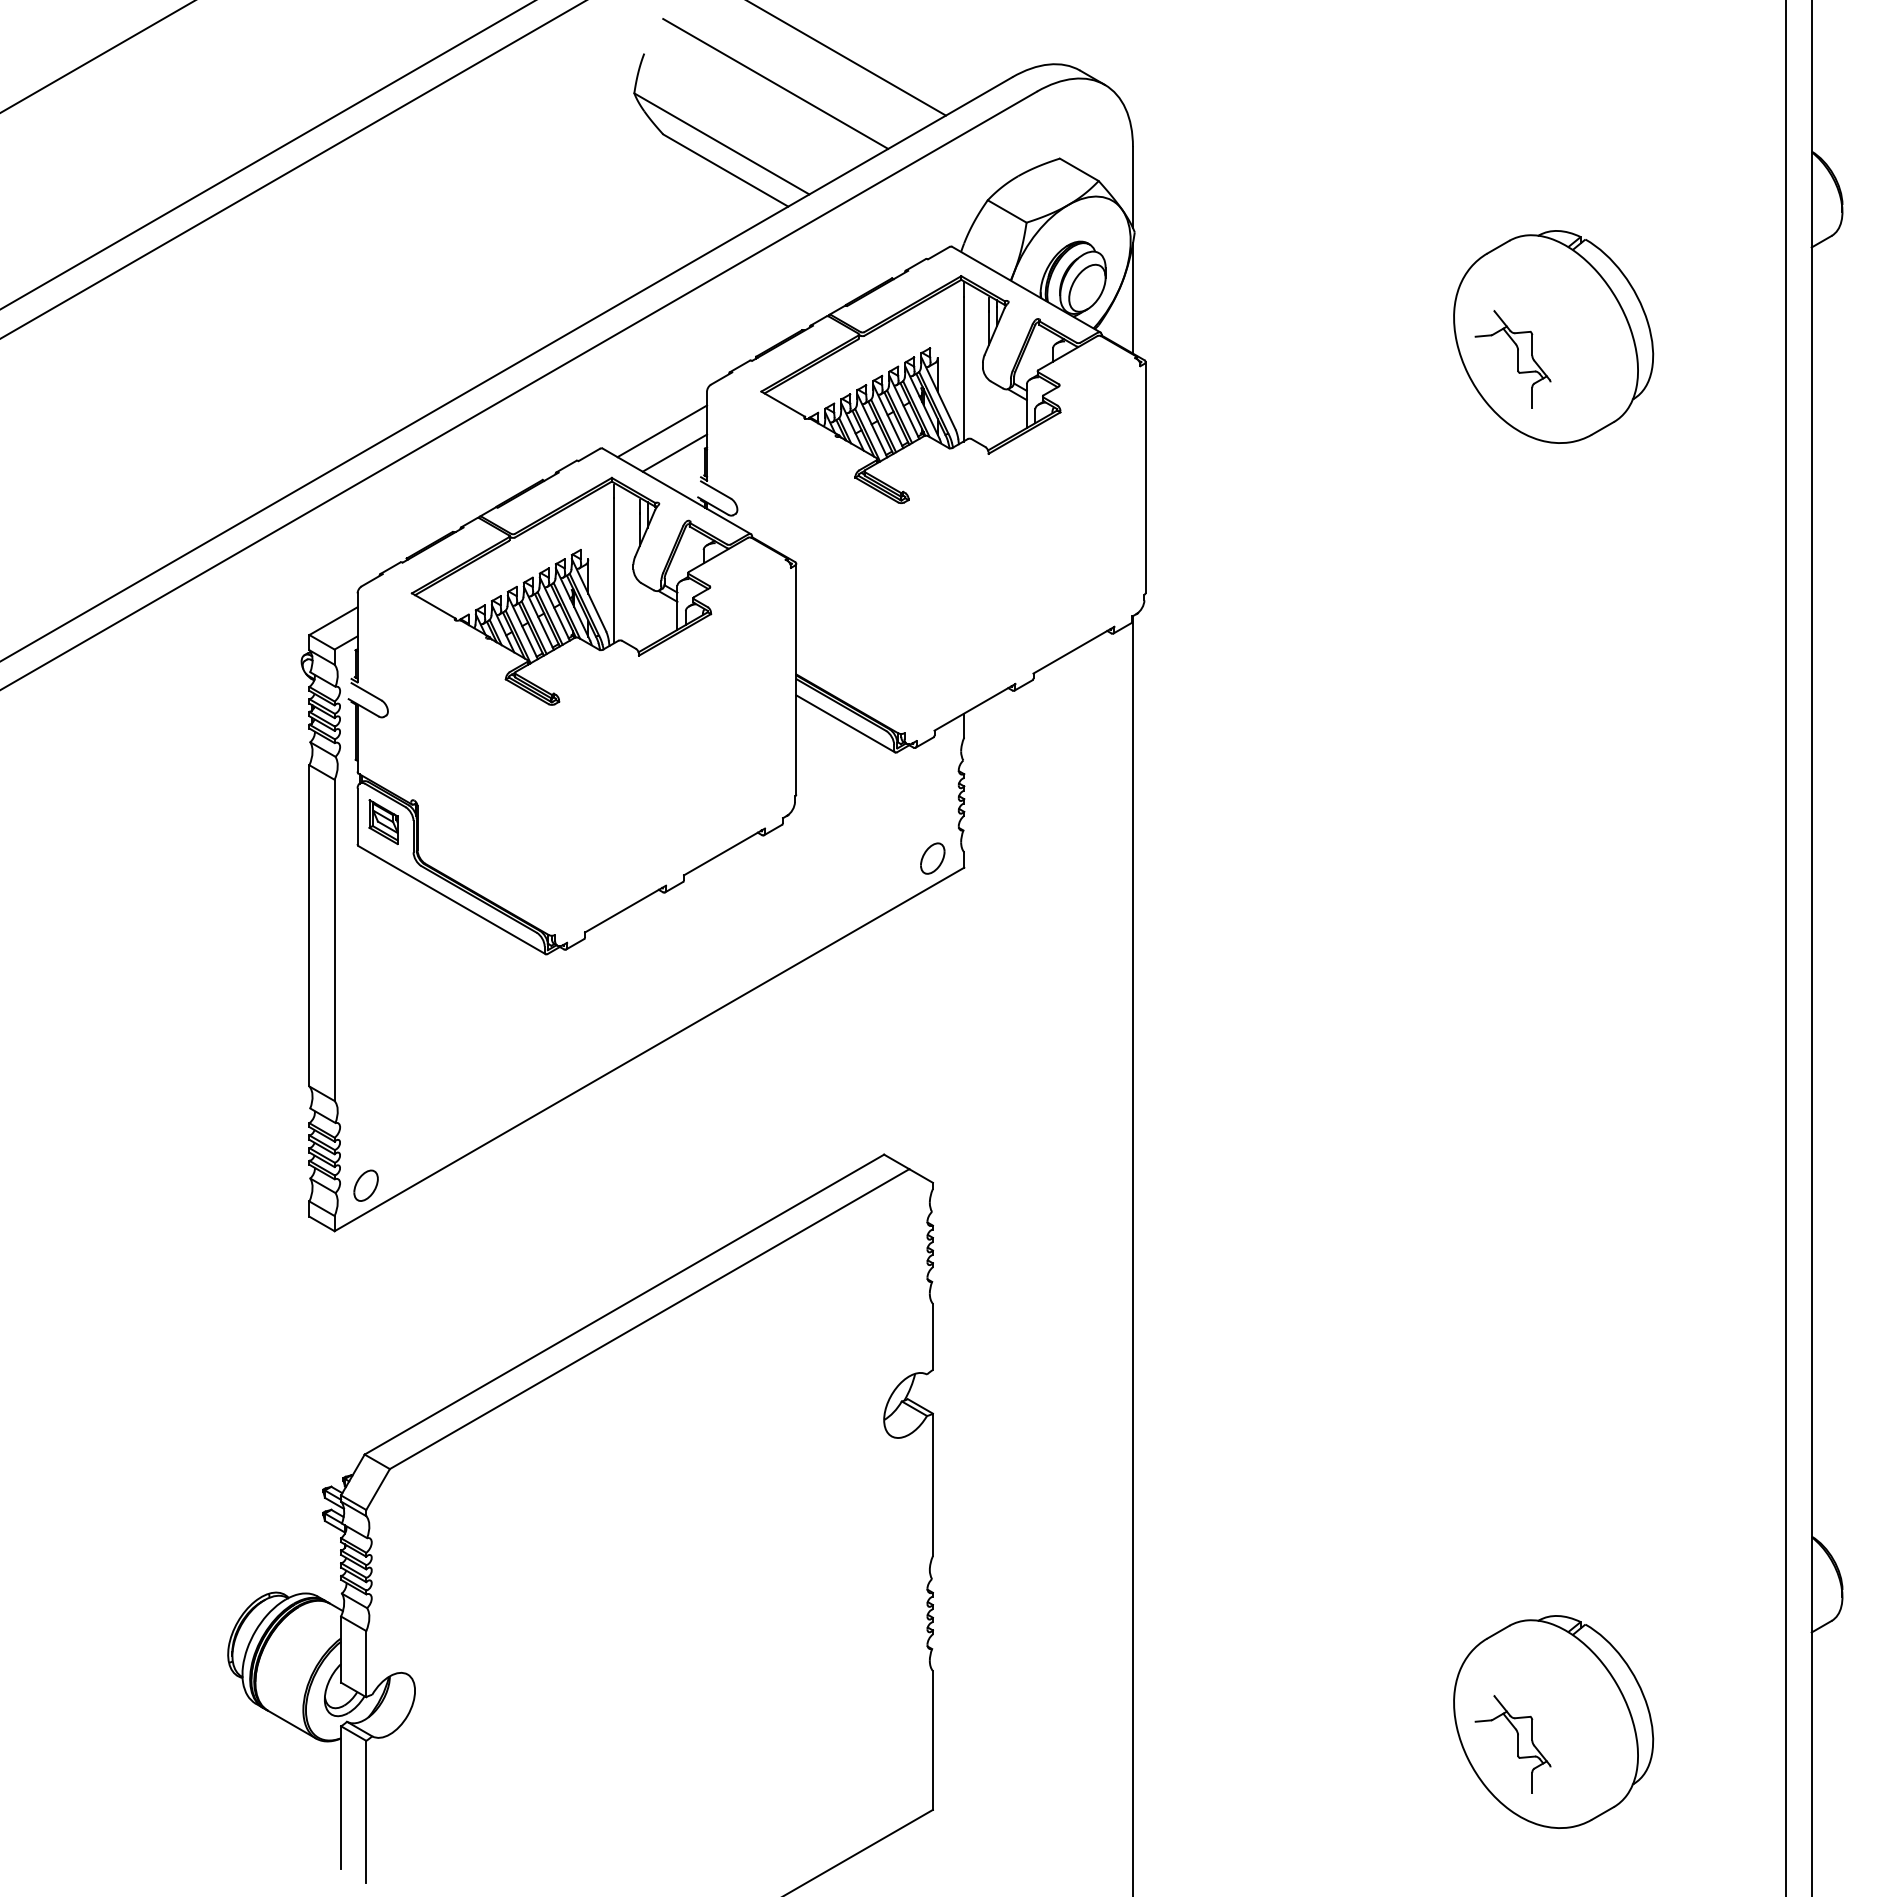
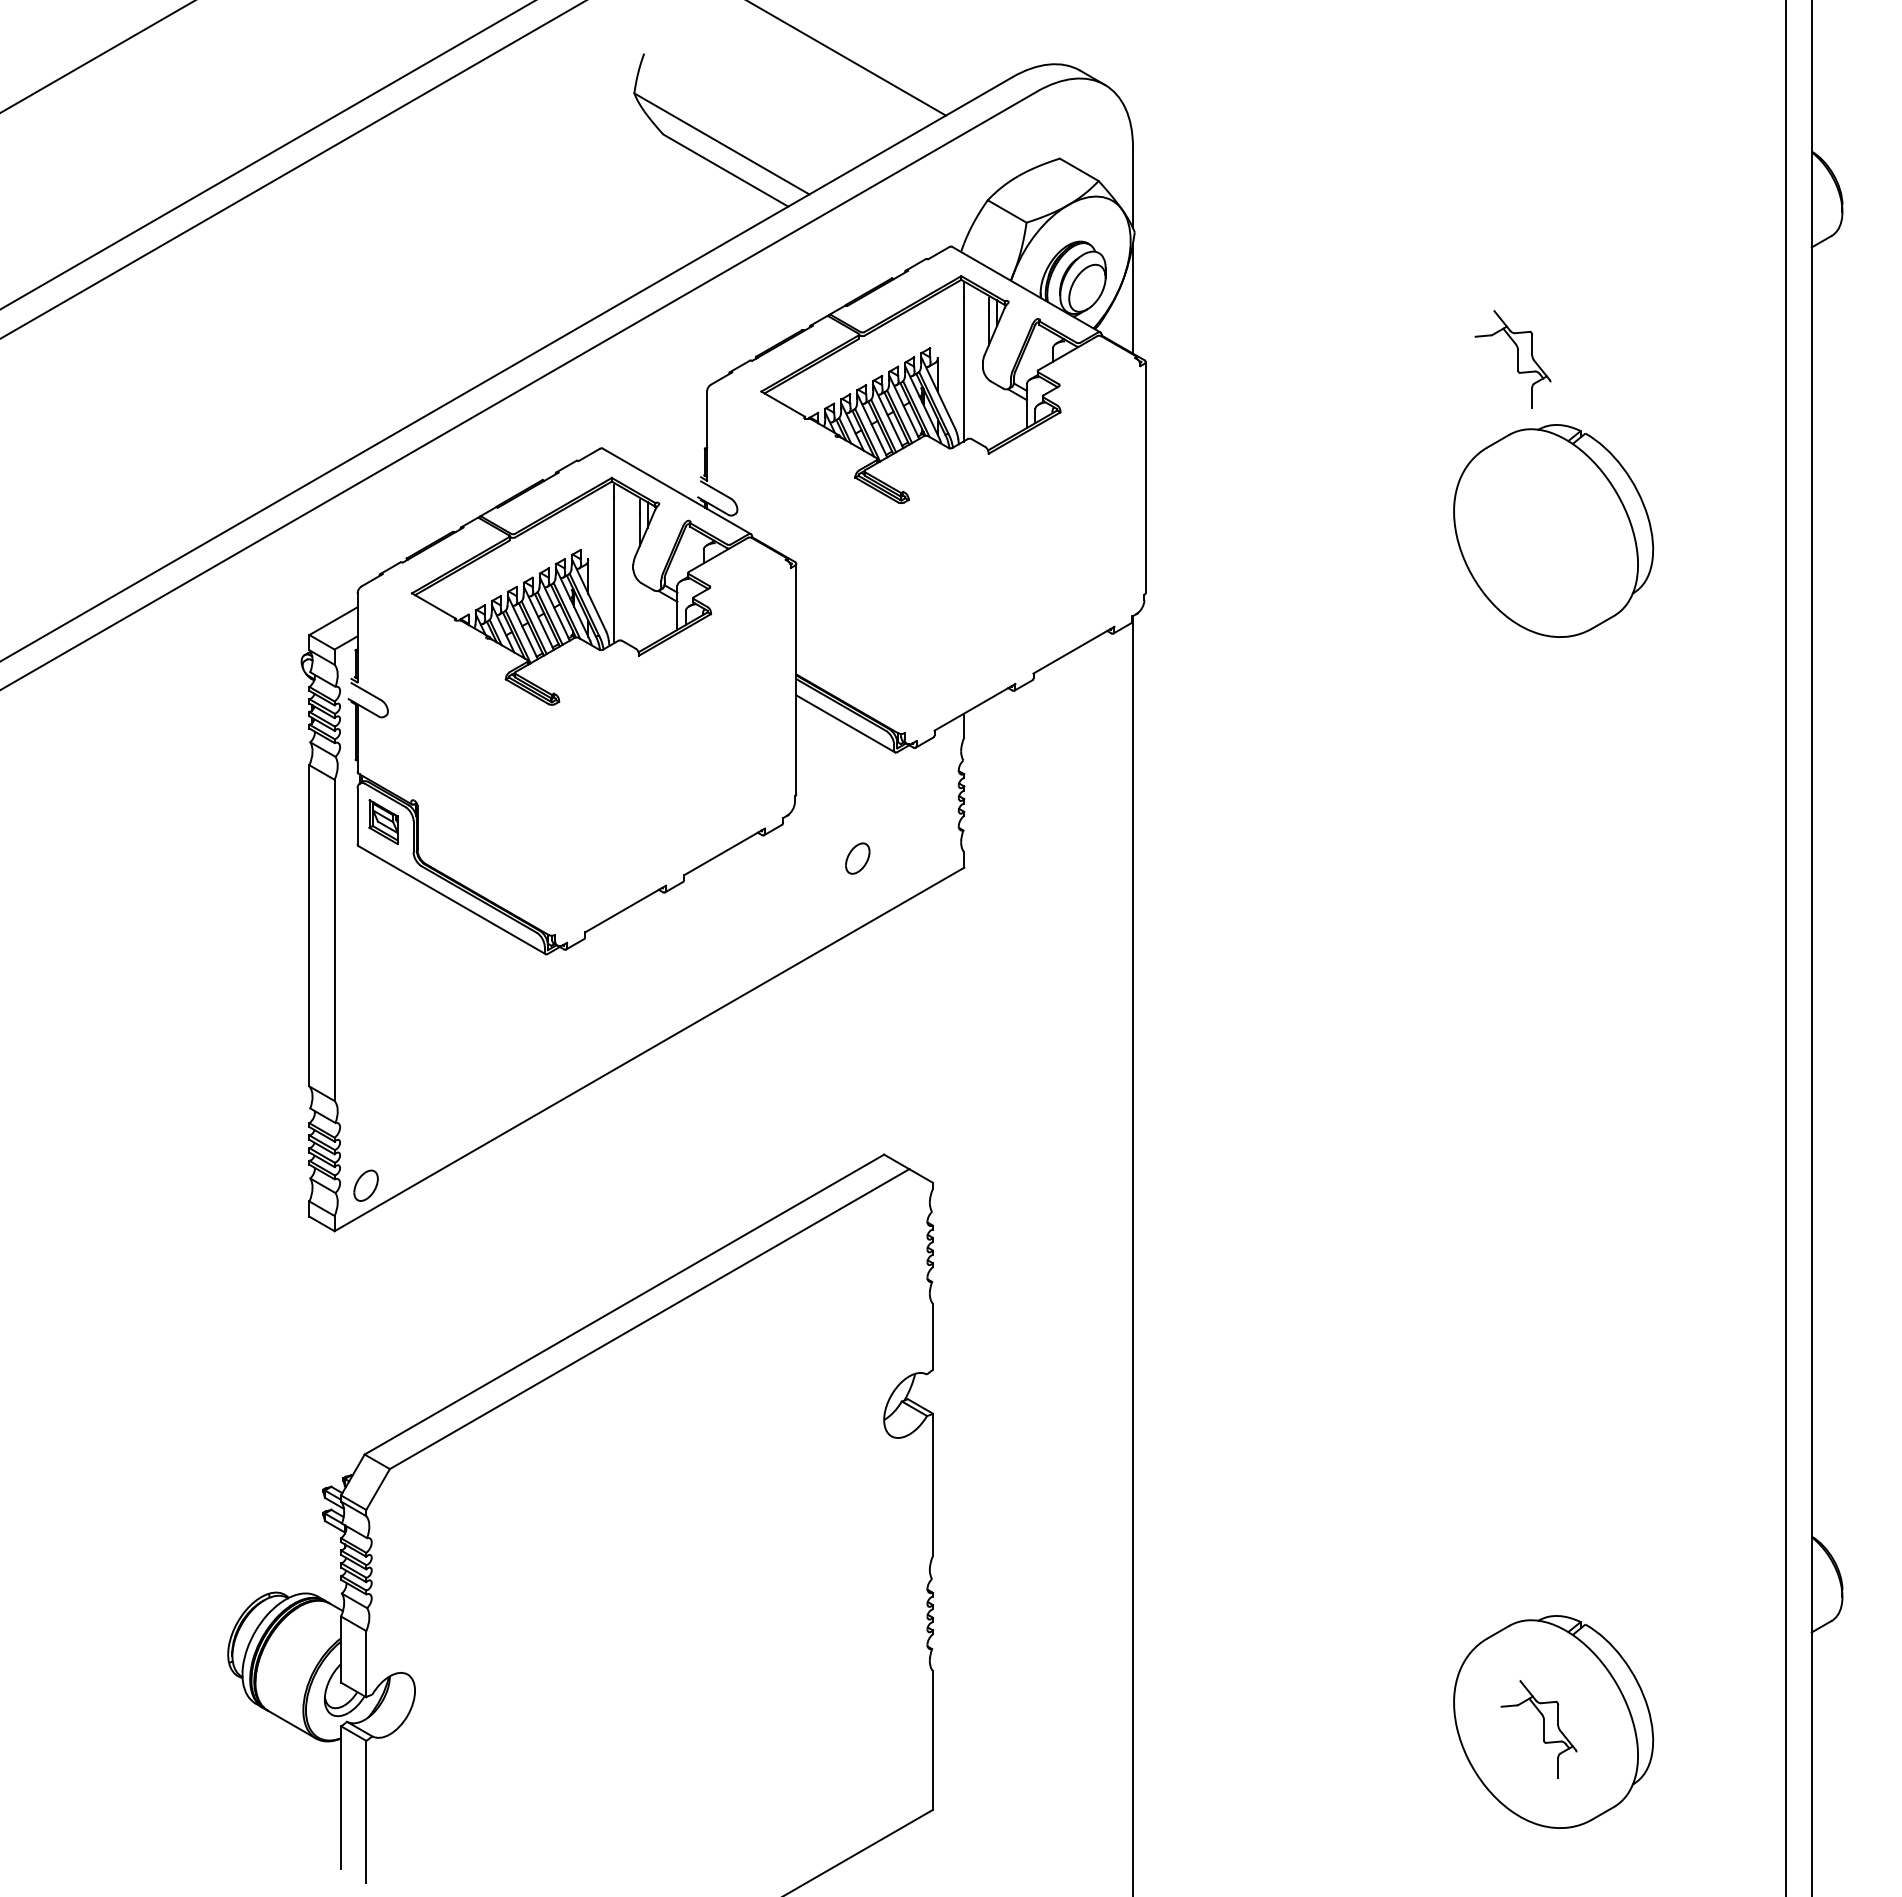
line: present -> none (775, 83)
part position: (1553, 336) -> (1553, 530) (1553, 530)
line: present -> none (662, 431)
line: present -> none (674, 452)
part position: (932, 858) -> (857, 858) (857, 858)
part position: (1512, 1744) -> (1538, 1729) (1538, 1729)
